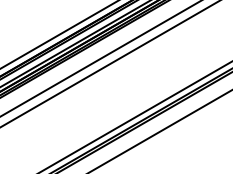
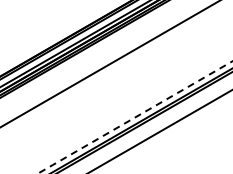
line: present -> none (59, 34)
line: present -> none (100, 58)
line: solid -> dashed (134, 117)
